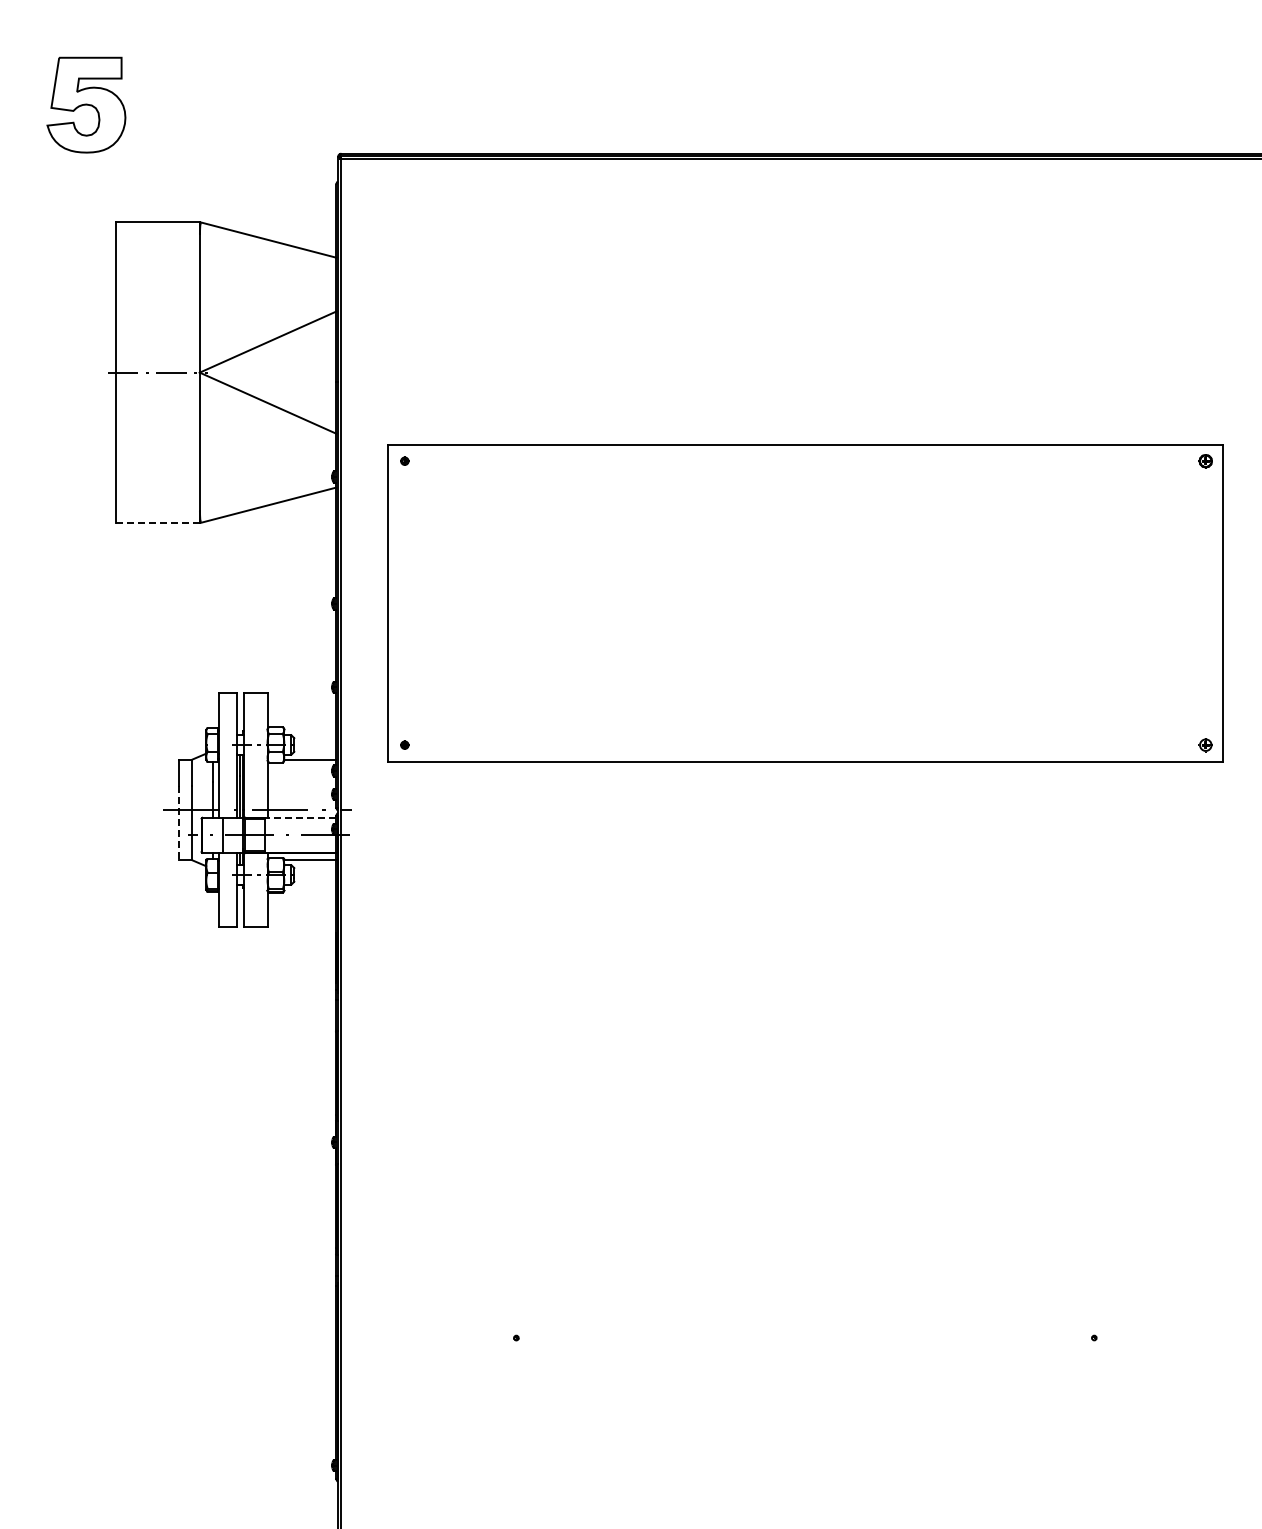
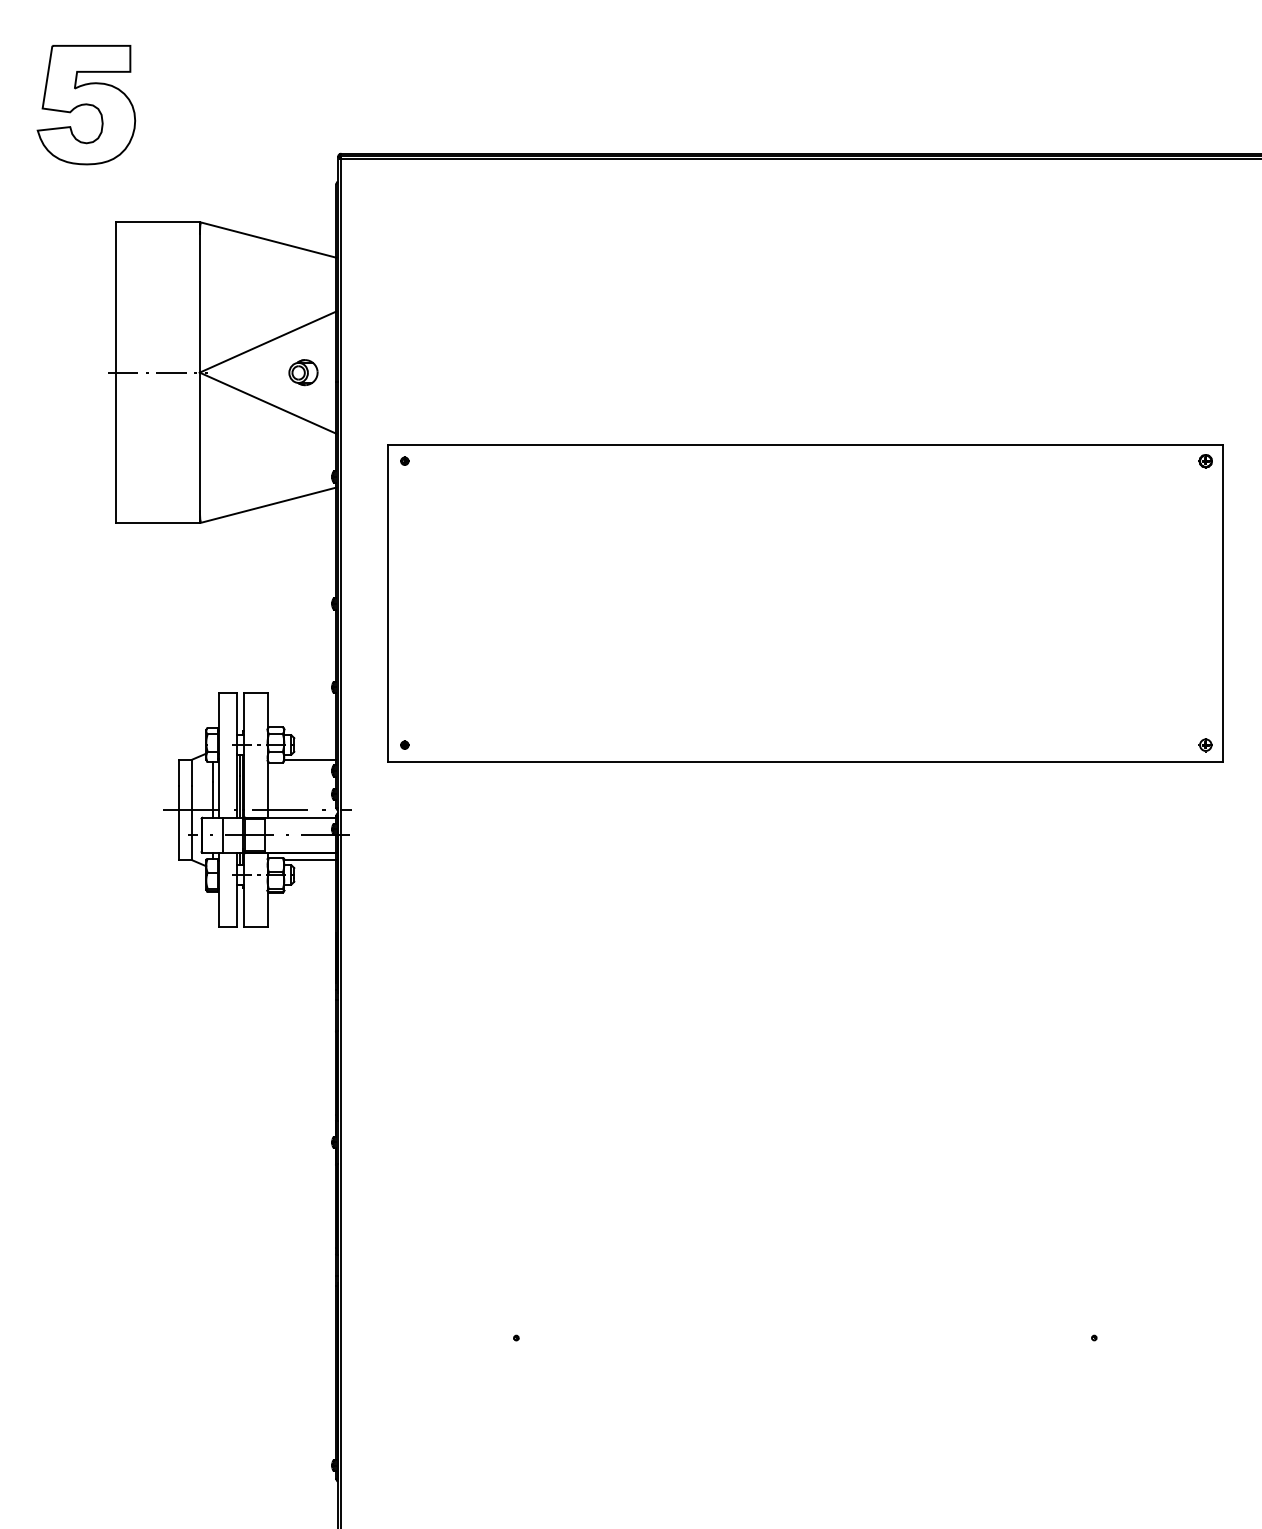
part size: 81x98 px -> 101x121 px (86, 105)
part: none -> present (303, 372)
line: dashed -> solid (158, 522)
line: dashed -> solid (300, 817)
line: dashed -> solid (179, 823)
